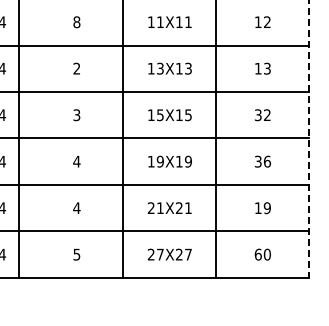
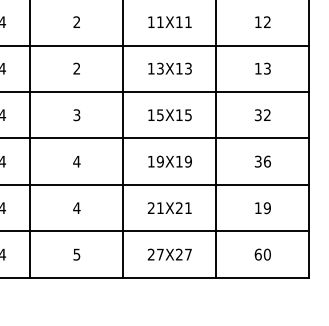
text: 8 -> 2 (76, 22)
line position: (19, 139) -> (30, 139) (30, 139)
line: dashed -> solid (309, 139)
